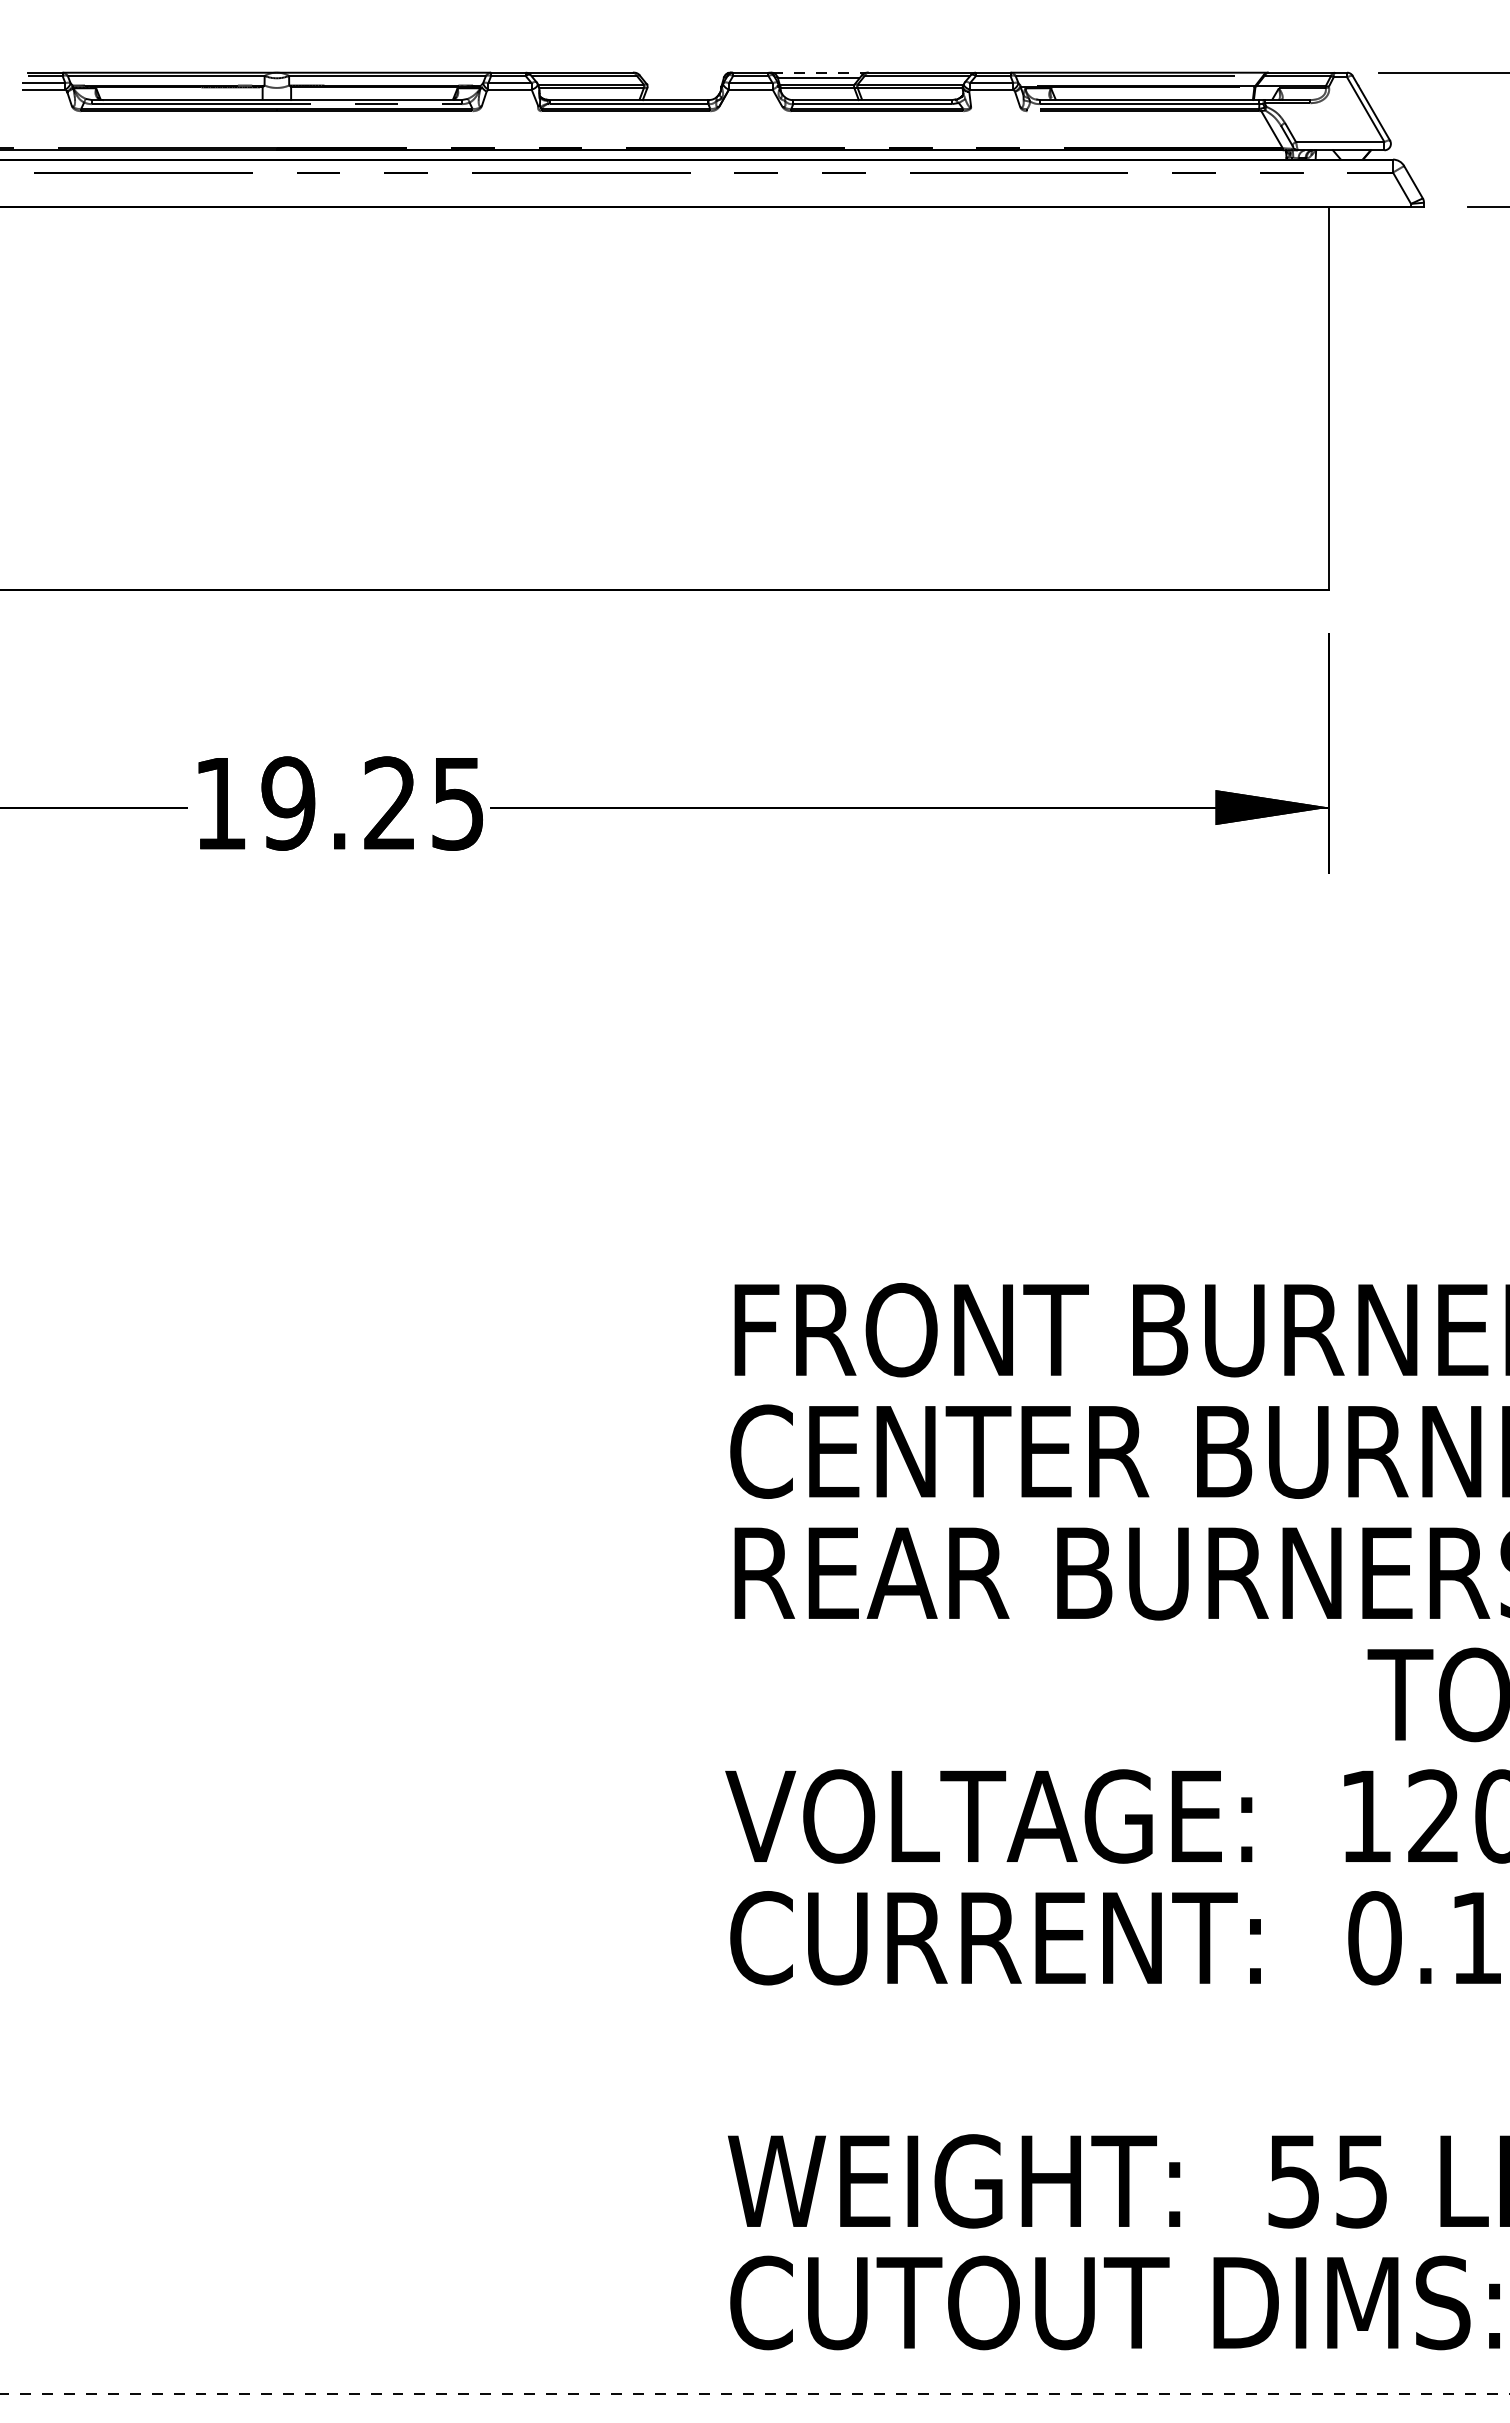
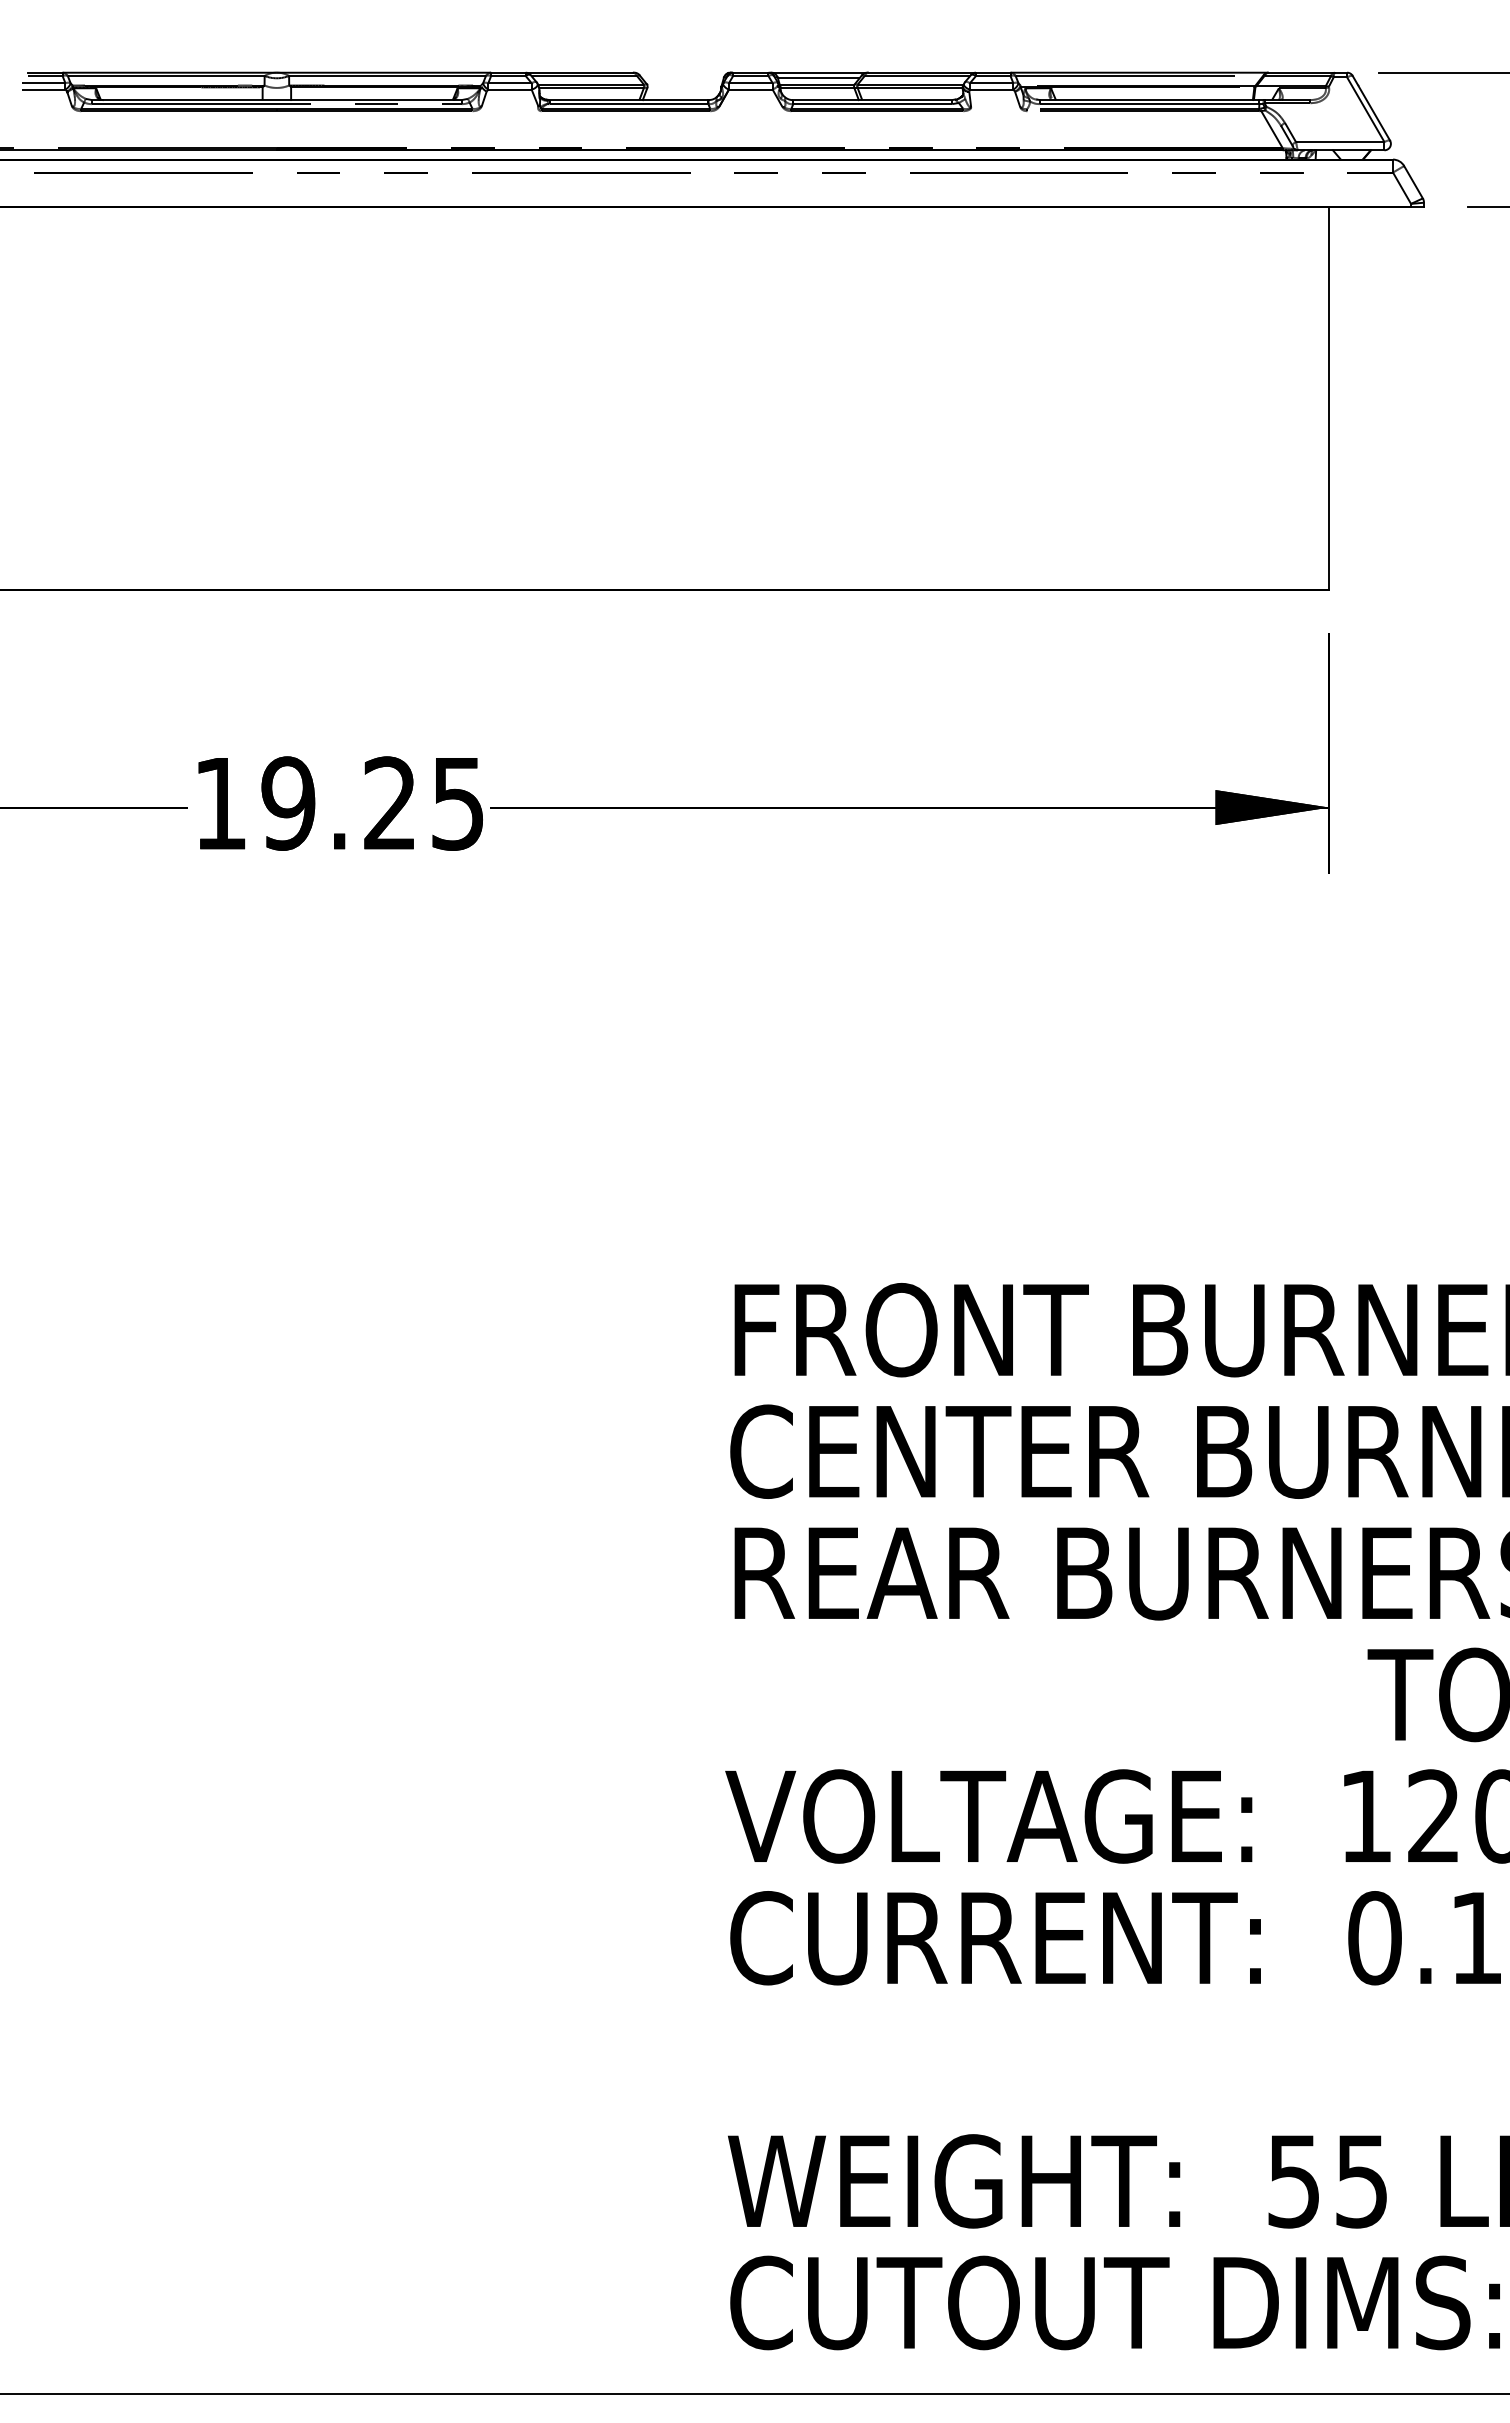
line: dashed -> solid (819, 72)
line: dashed -> solid (755, 2394)
